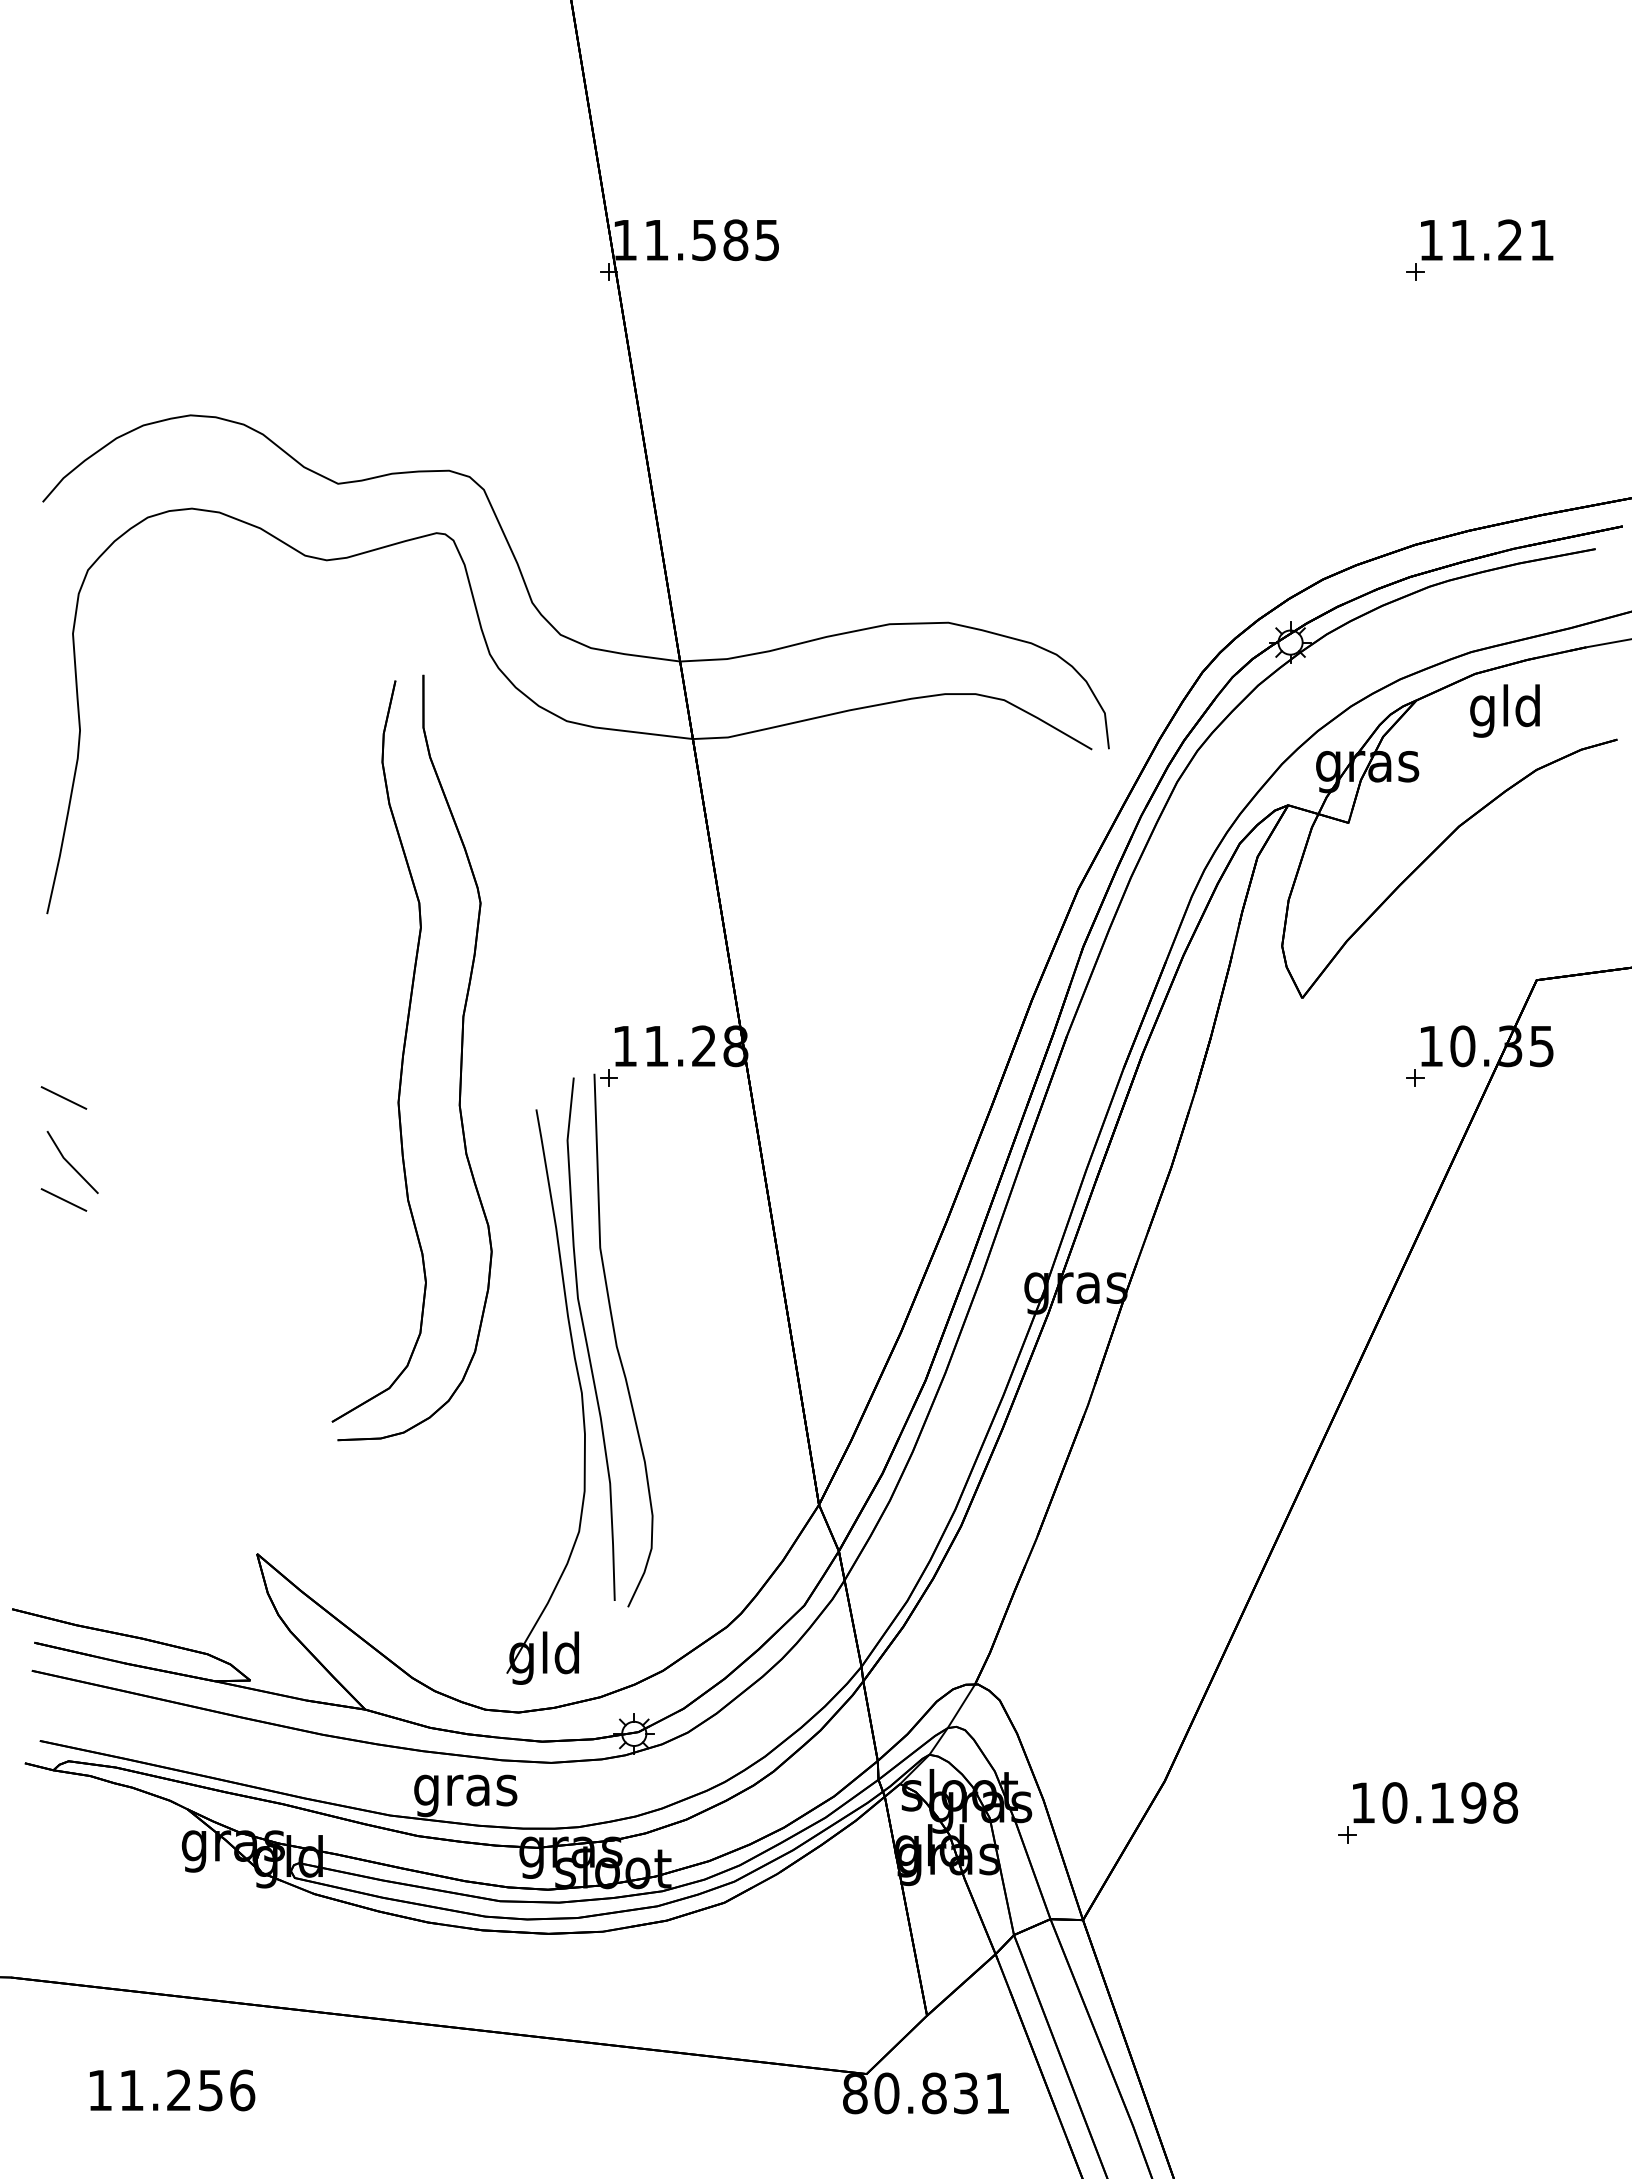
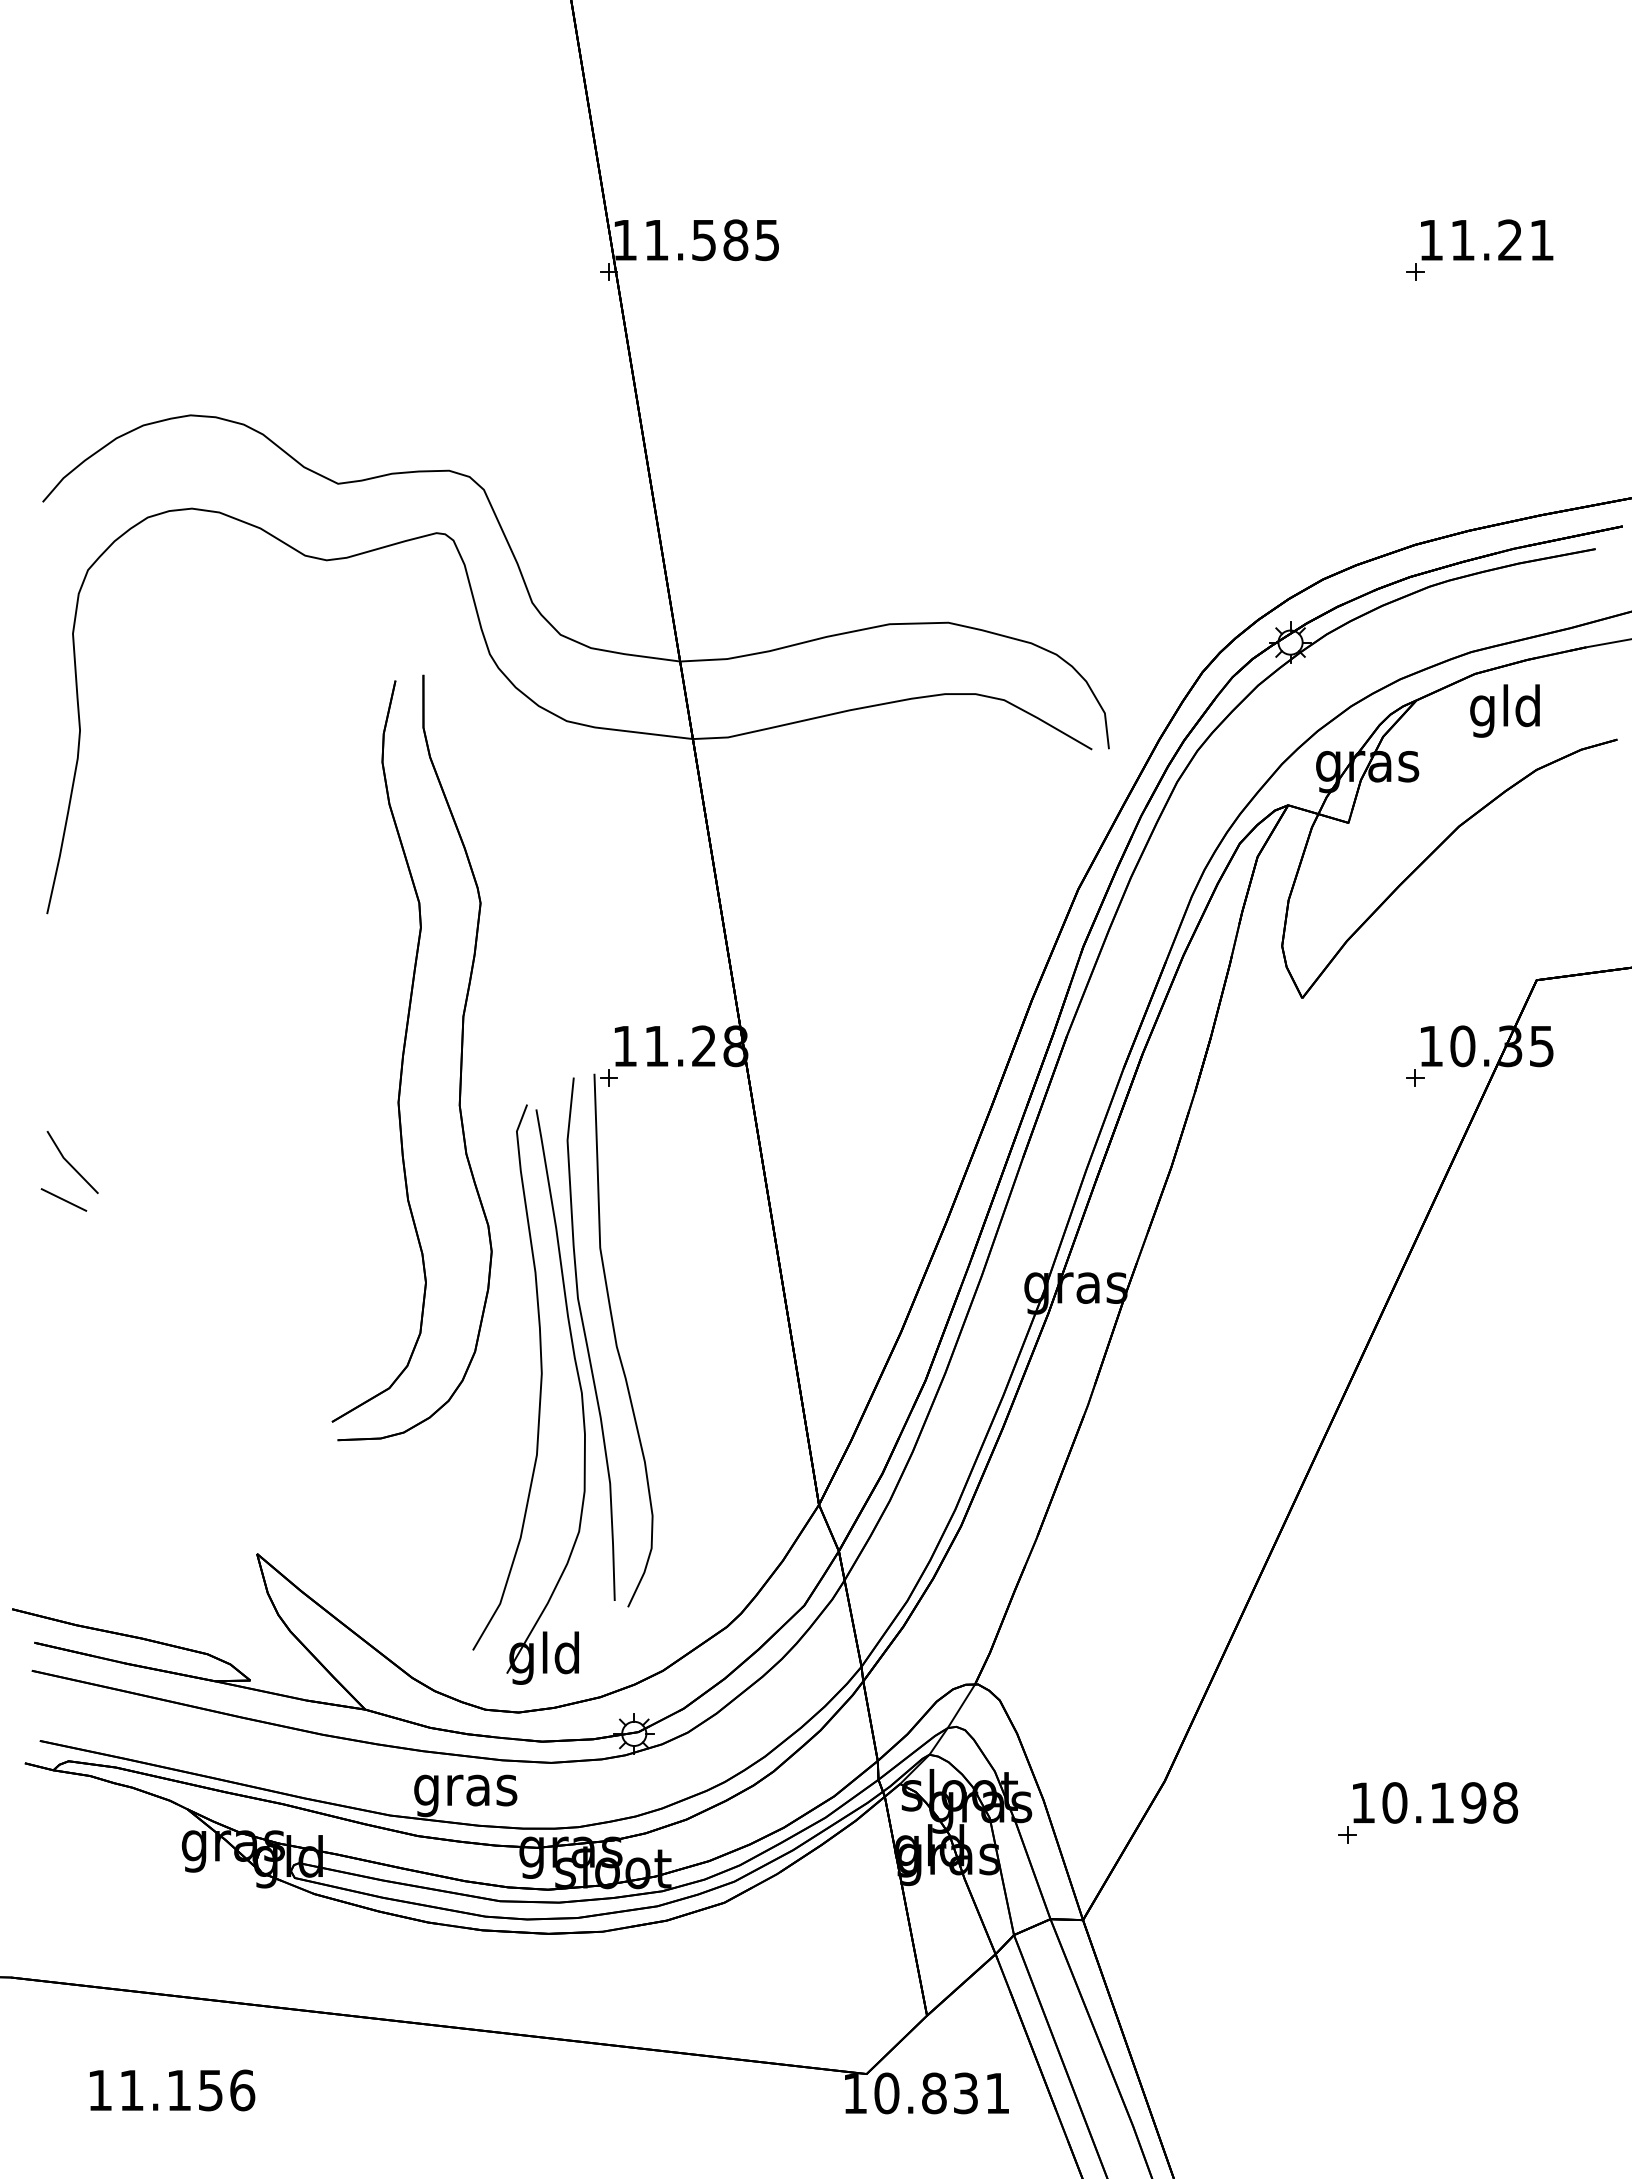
line: present -> none (63, 1097)
curve: none -> present (540, 1377)
text: 11.256 -> 11.156 (178, 2089)
text: 80.831 -> 10.831 (855, 2093)
